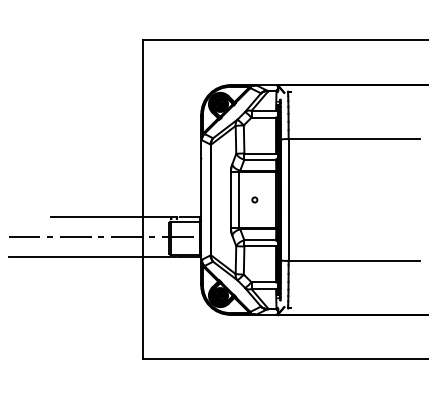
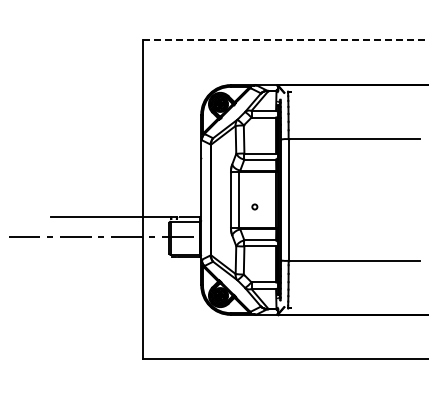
line: solid -> dashed (285, 40)
circle position: (254, 199) -> (254, 206) (254, 206)
line: present -> none (88, 257)
